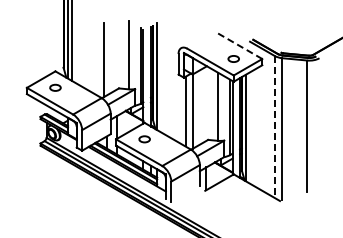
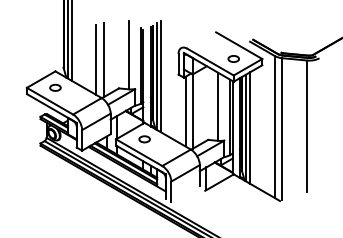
line: dashed -> solid (239, 45)
line: none -> present (96, 59)
line: none -> present (160, 76)
line: none -> present (250, 127)
line: dashed -> solid (274, 127)
